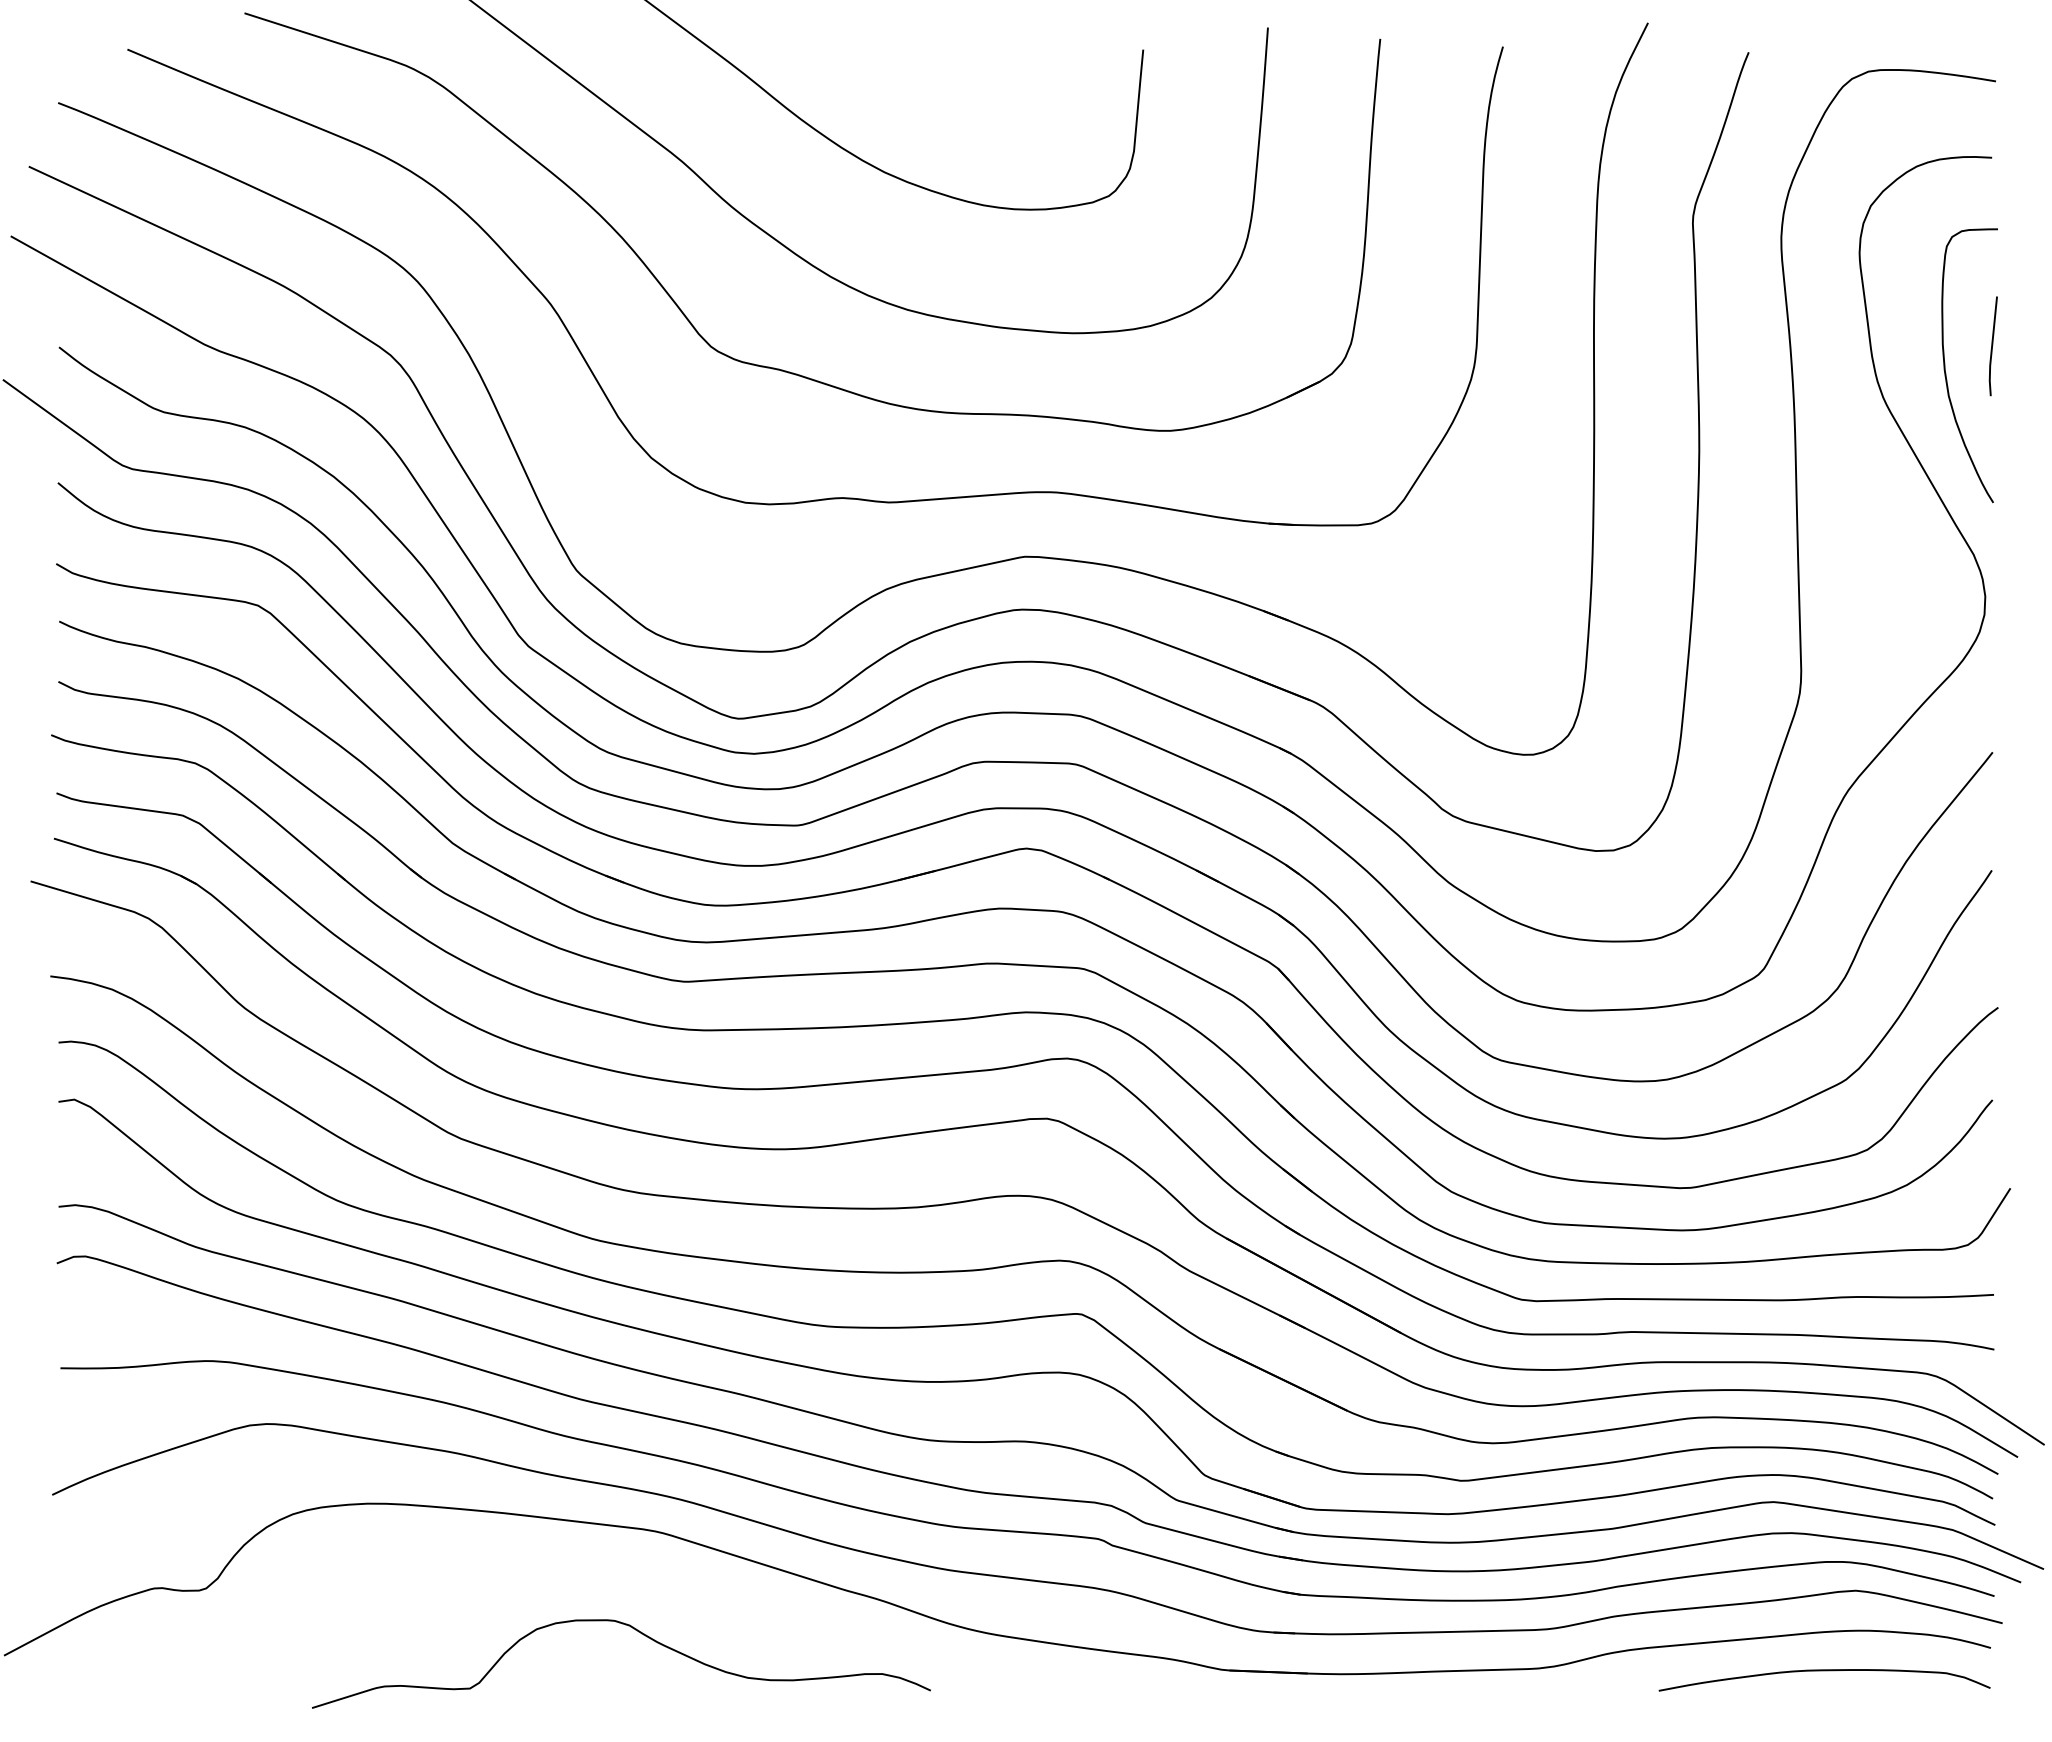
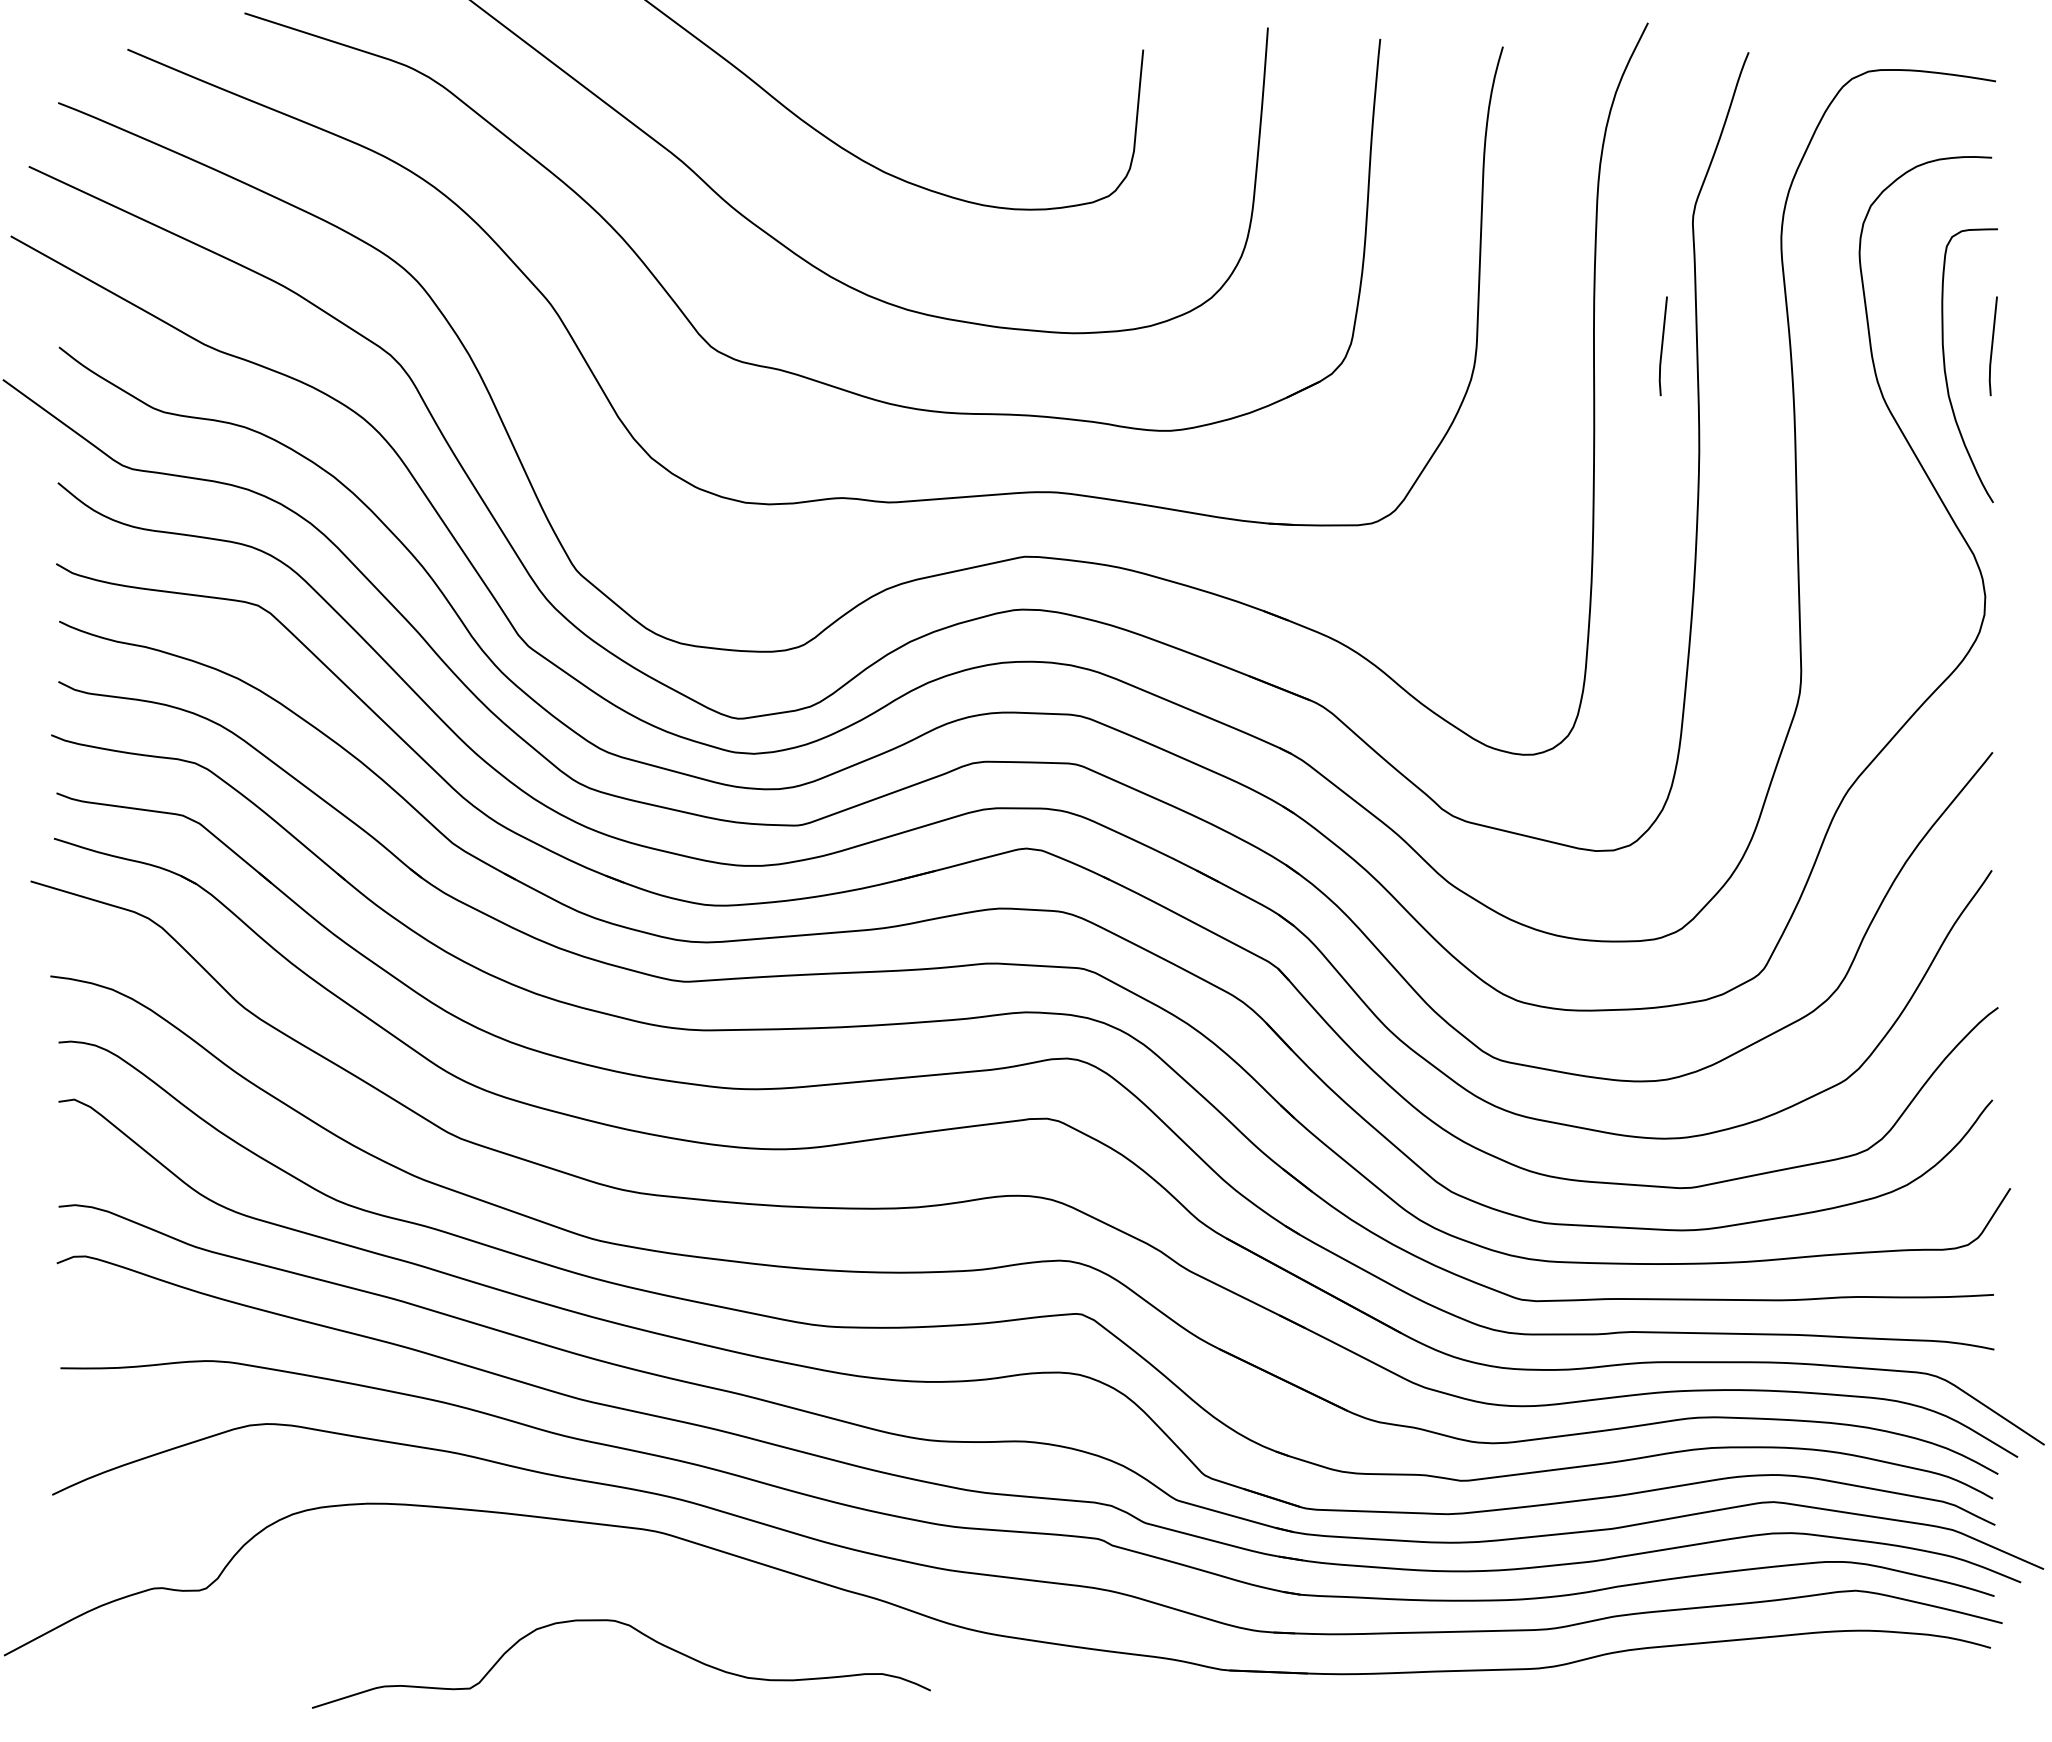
line: none -> present (1662, 346)
curve: present -> none (1824, 1671)
